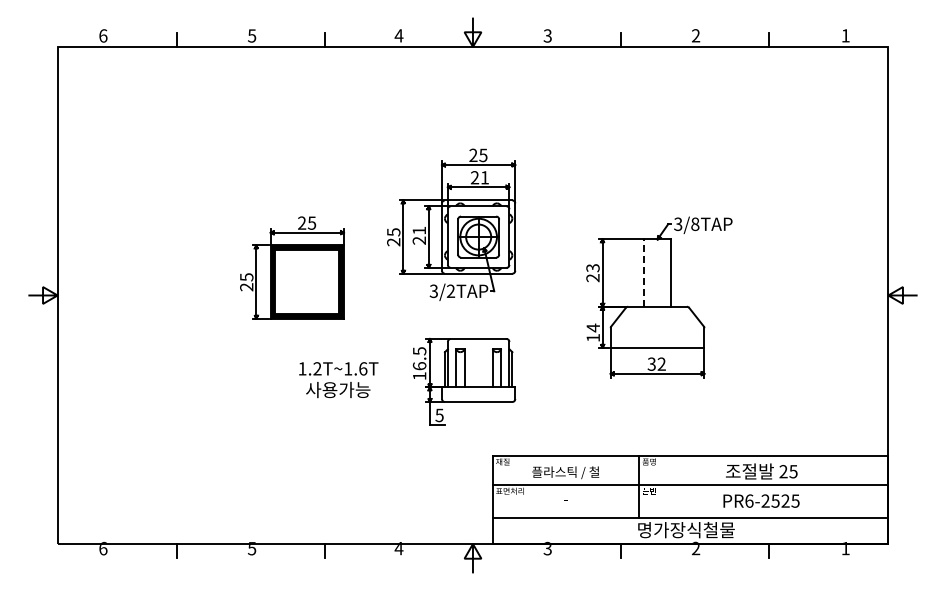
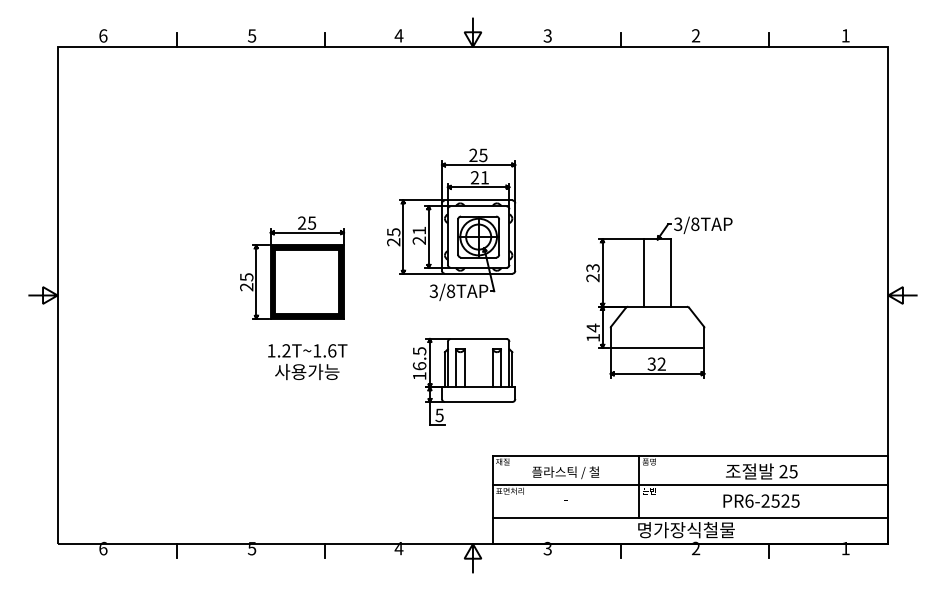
line: dashed -> solid (644, 273)
text: 3/2TAP -> 3/8TAP (450, 291)
text position: (338, 380) -> (307, 362) (307, 362)
